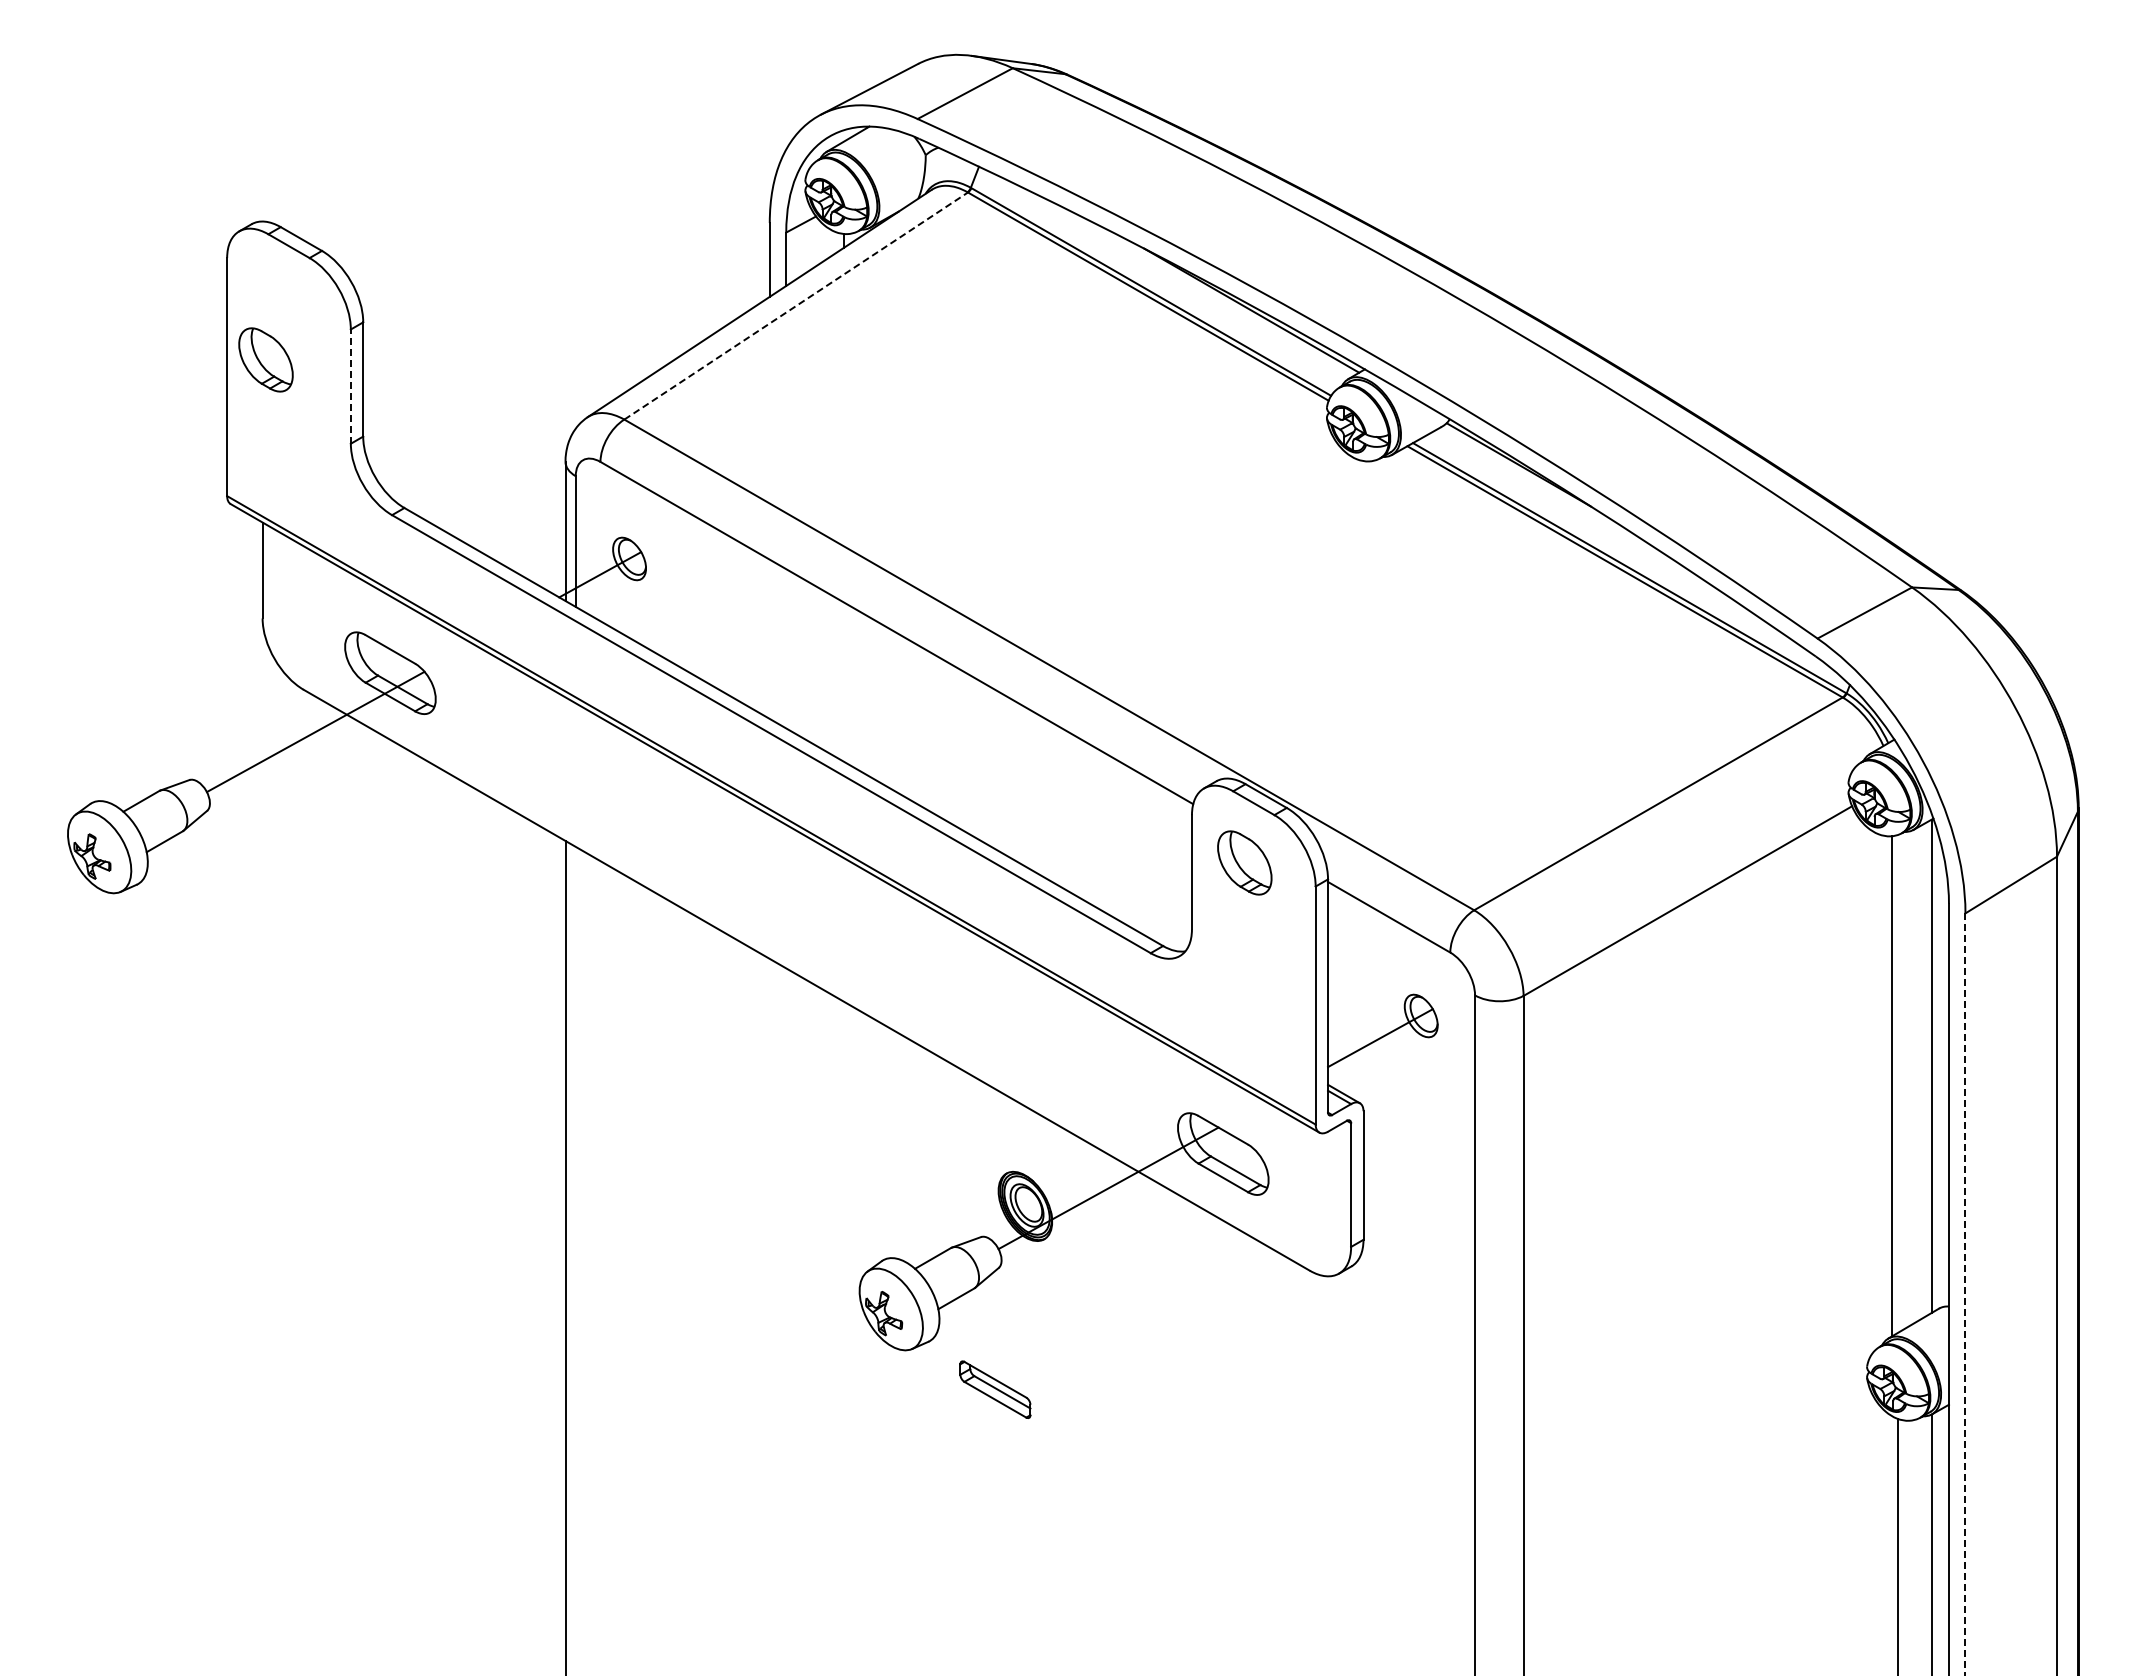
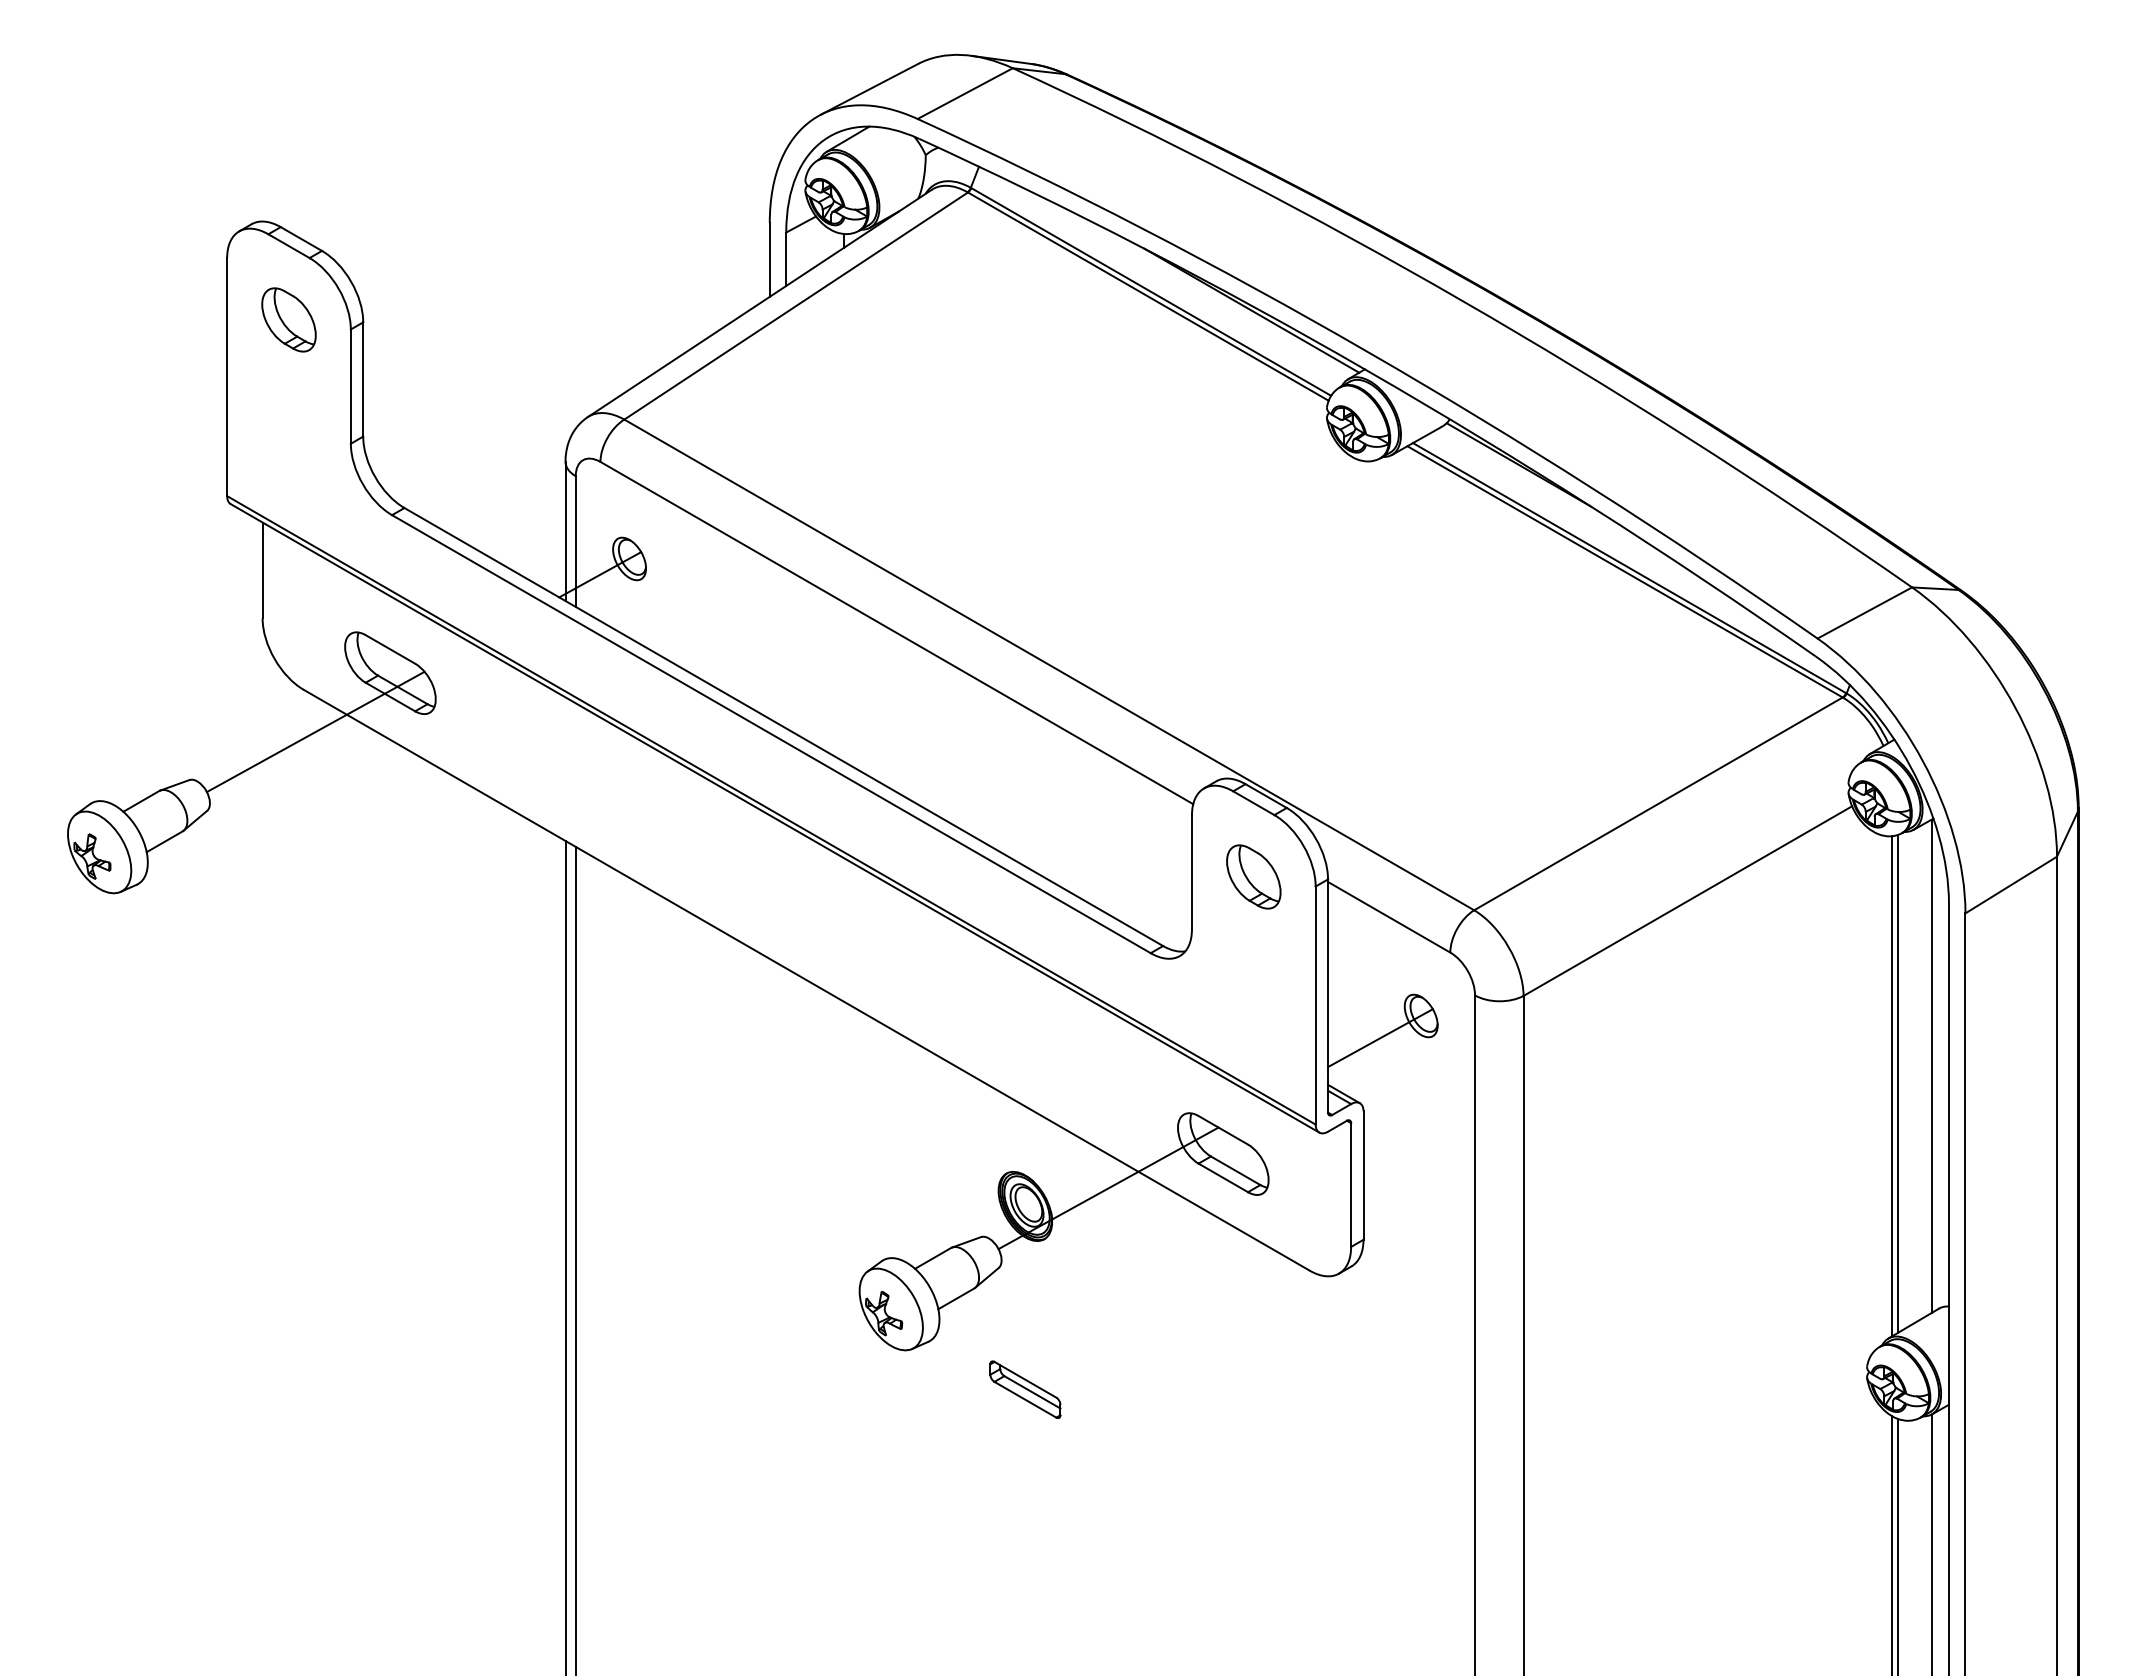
line: dashed -> solid (796, 306)
part position: (265, 359) -> (288, 319) (288, 319)
line: dashed -> solid (350, 386)
part position: (1244, 862) -> (1253, 876) (1253, 876)
line: none -> present (1897, 1084)
line: none -> present (575, 1259)
line: dashed -> solid (1965, 1294)
part position: (995, 1389) -> (1025, 1389) (1025, 1389)
line: none -> present (1892, 1544)
